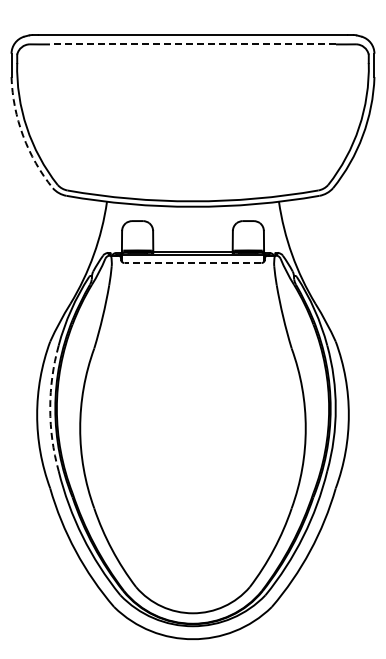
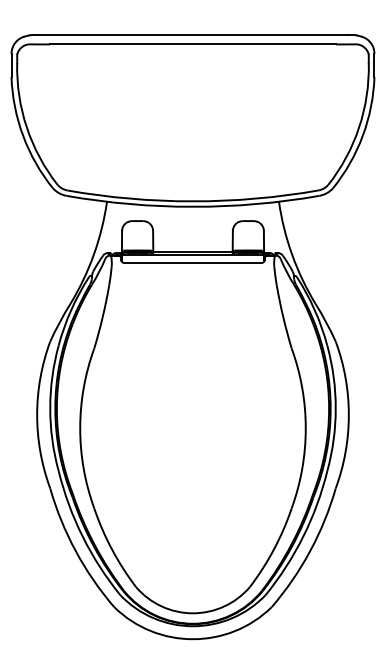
line: dashed -> solid (192, 44)
arc: dashed -> solid (23, 136)
line: dashed -> solid (192, 263)
arc: dashed -> solid (50, 408)
